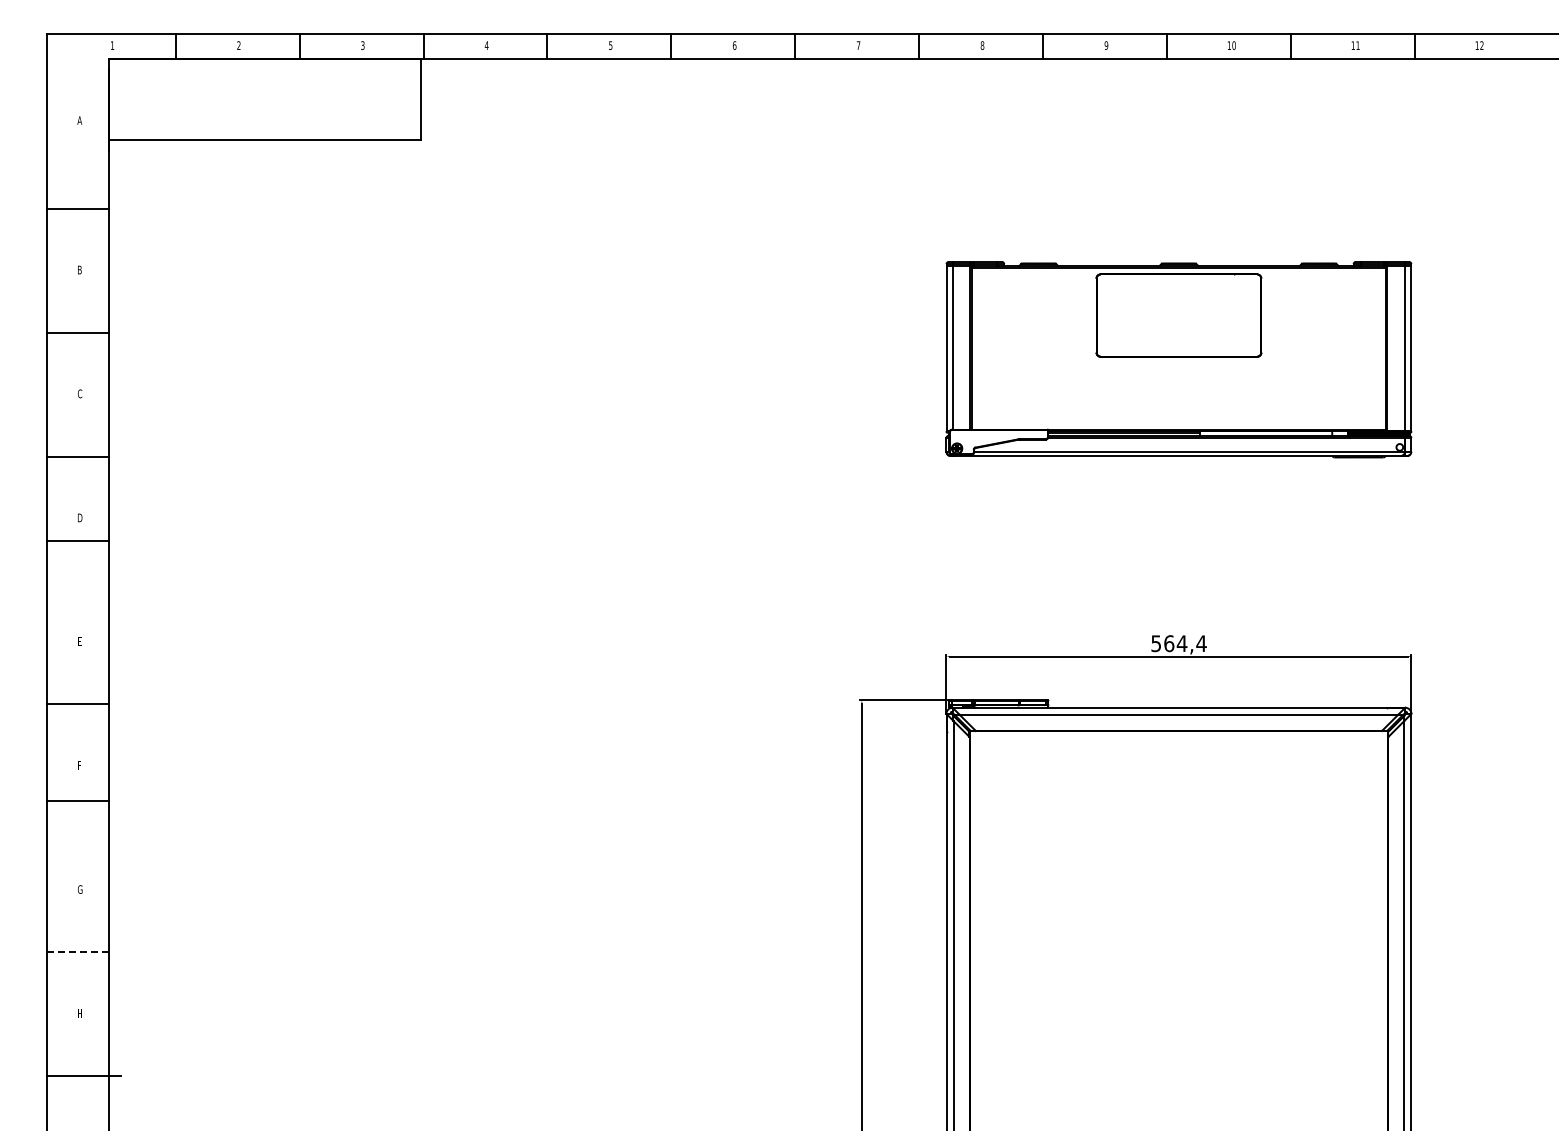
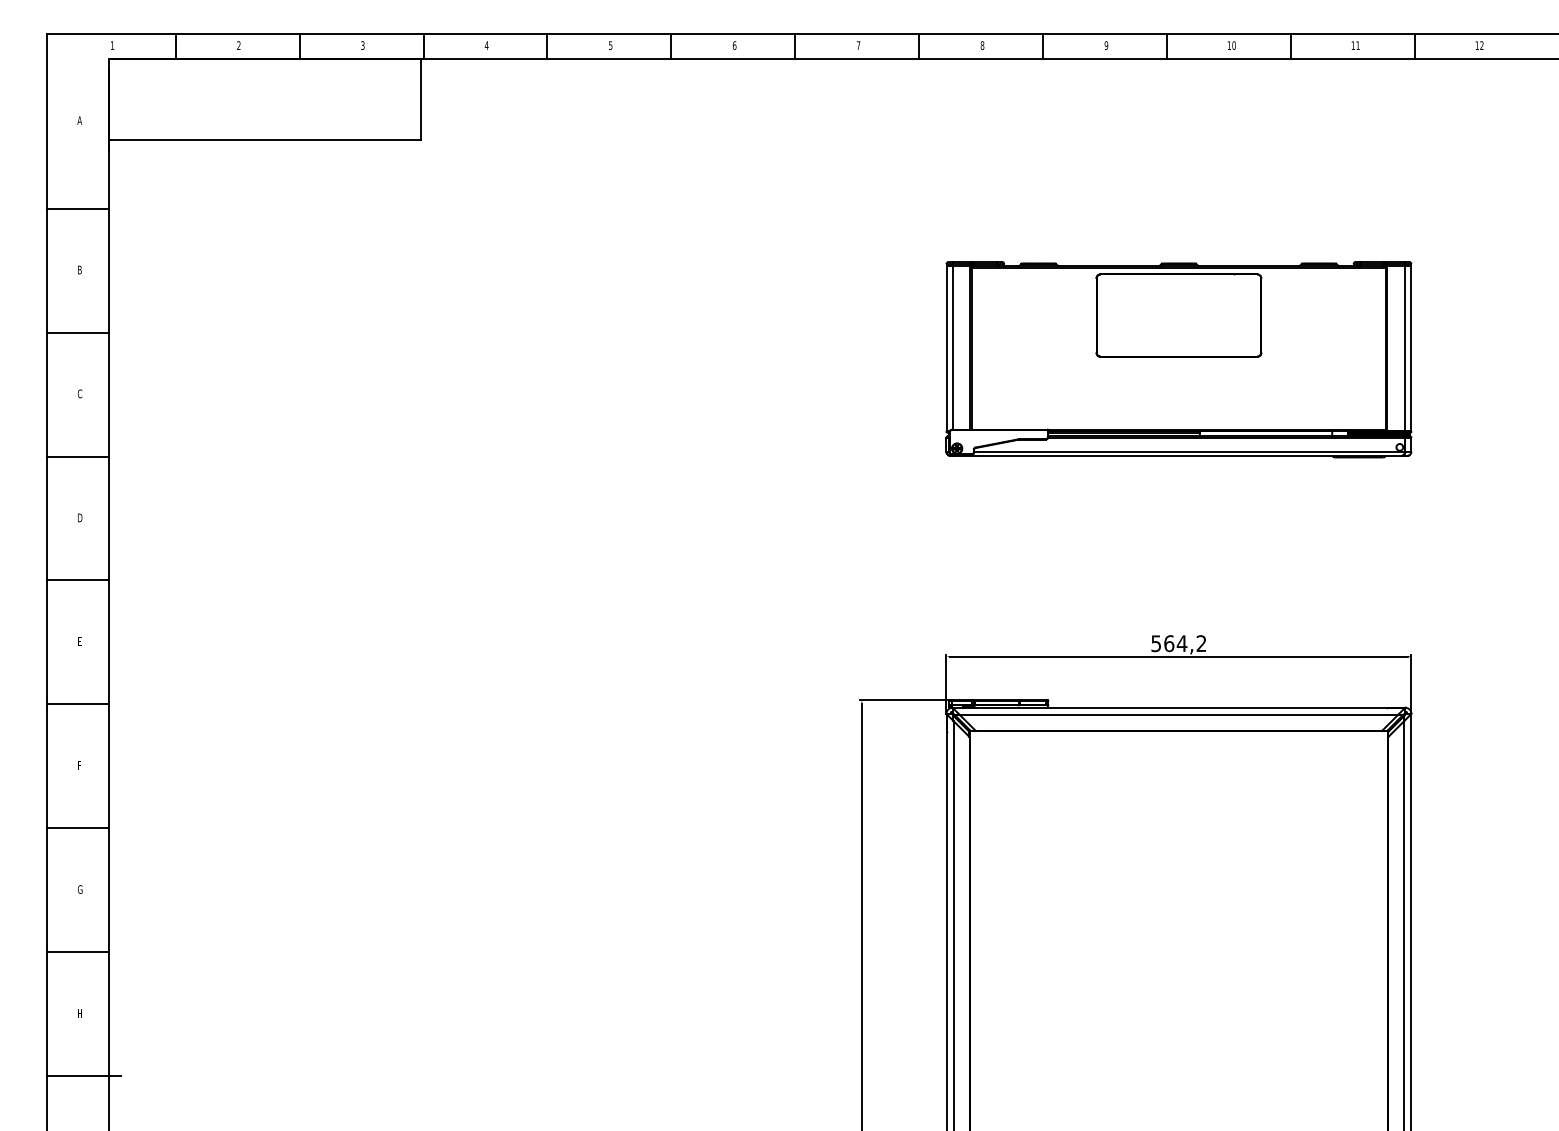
line position: (77, 541) -> (77, 580) (77, 580)
text: 564,4 -> 564,2 (1201, 643)
line position: (77, 801) -> (77, 828) (77, 828)
line: dashed -> solid (77, 952)
